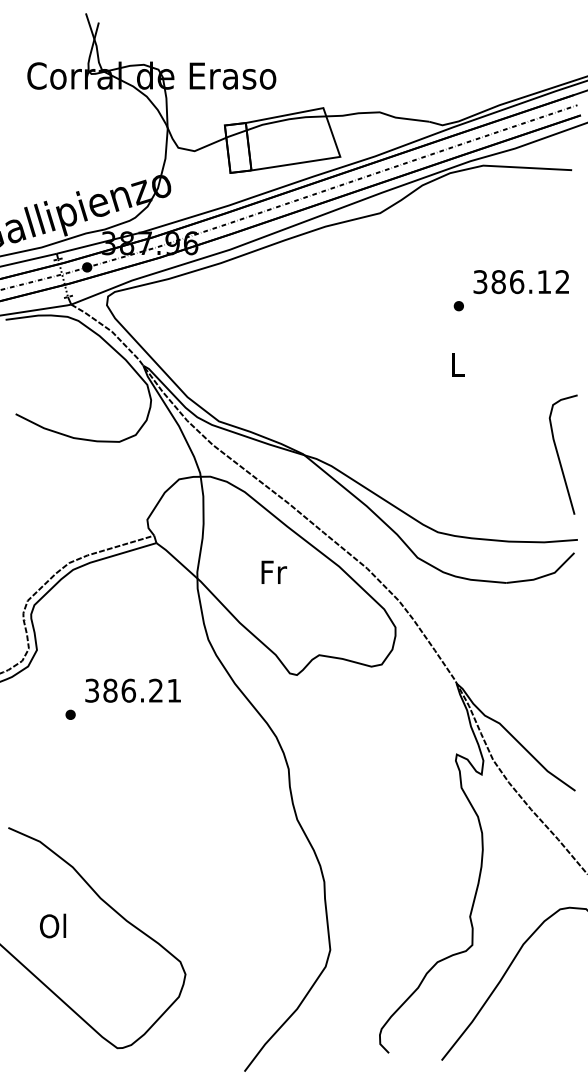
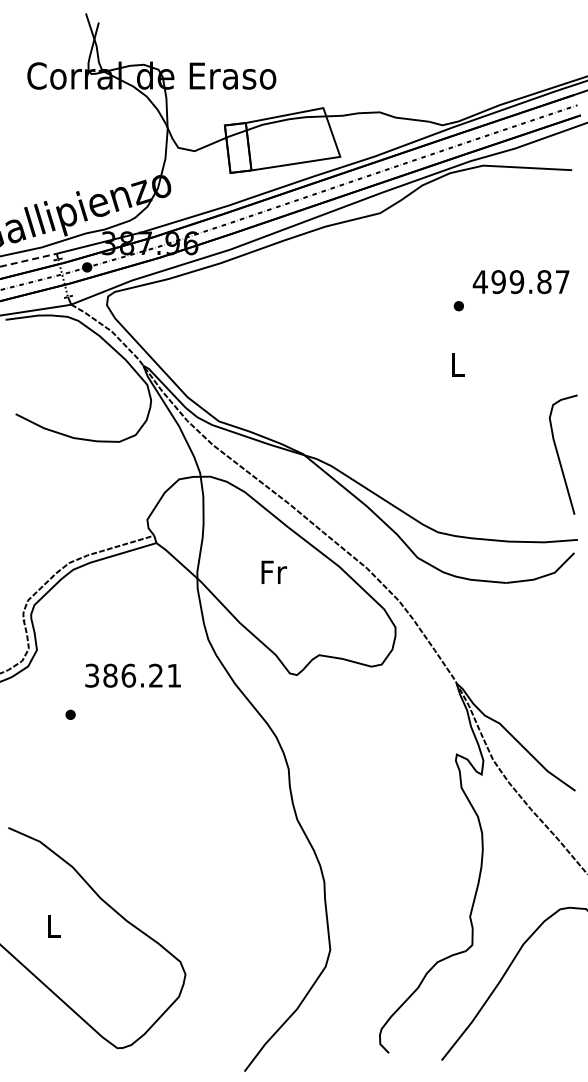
line: solid -> dashed (28, 260)
text: 386.12 -> 499.87 (520, 282)
text position: (132, 690) -> (132, 675) (132, 675)
text: Ol -> L (52, 925)
